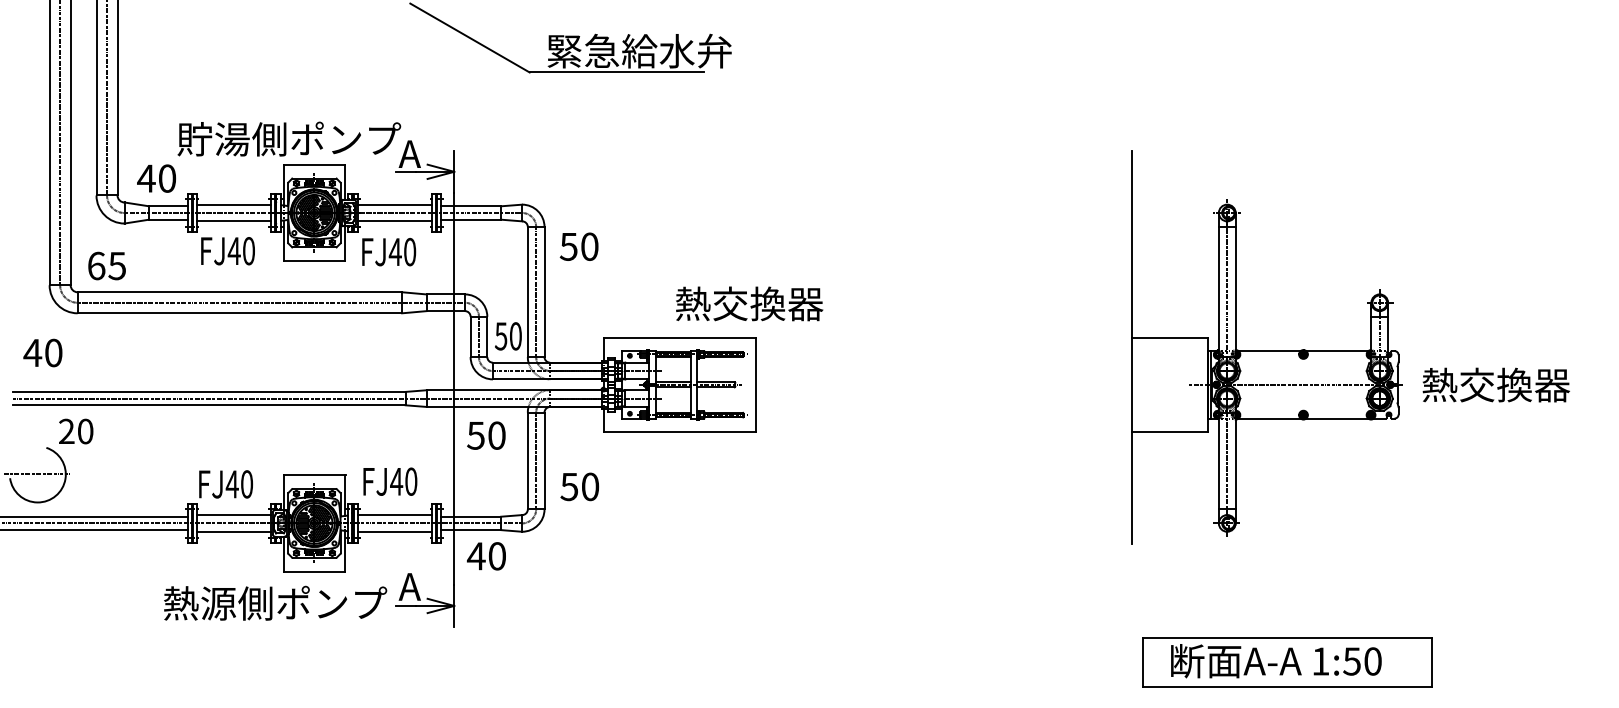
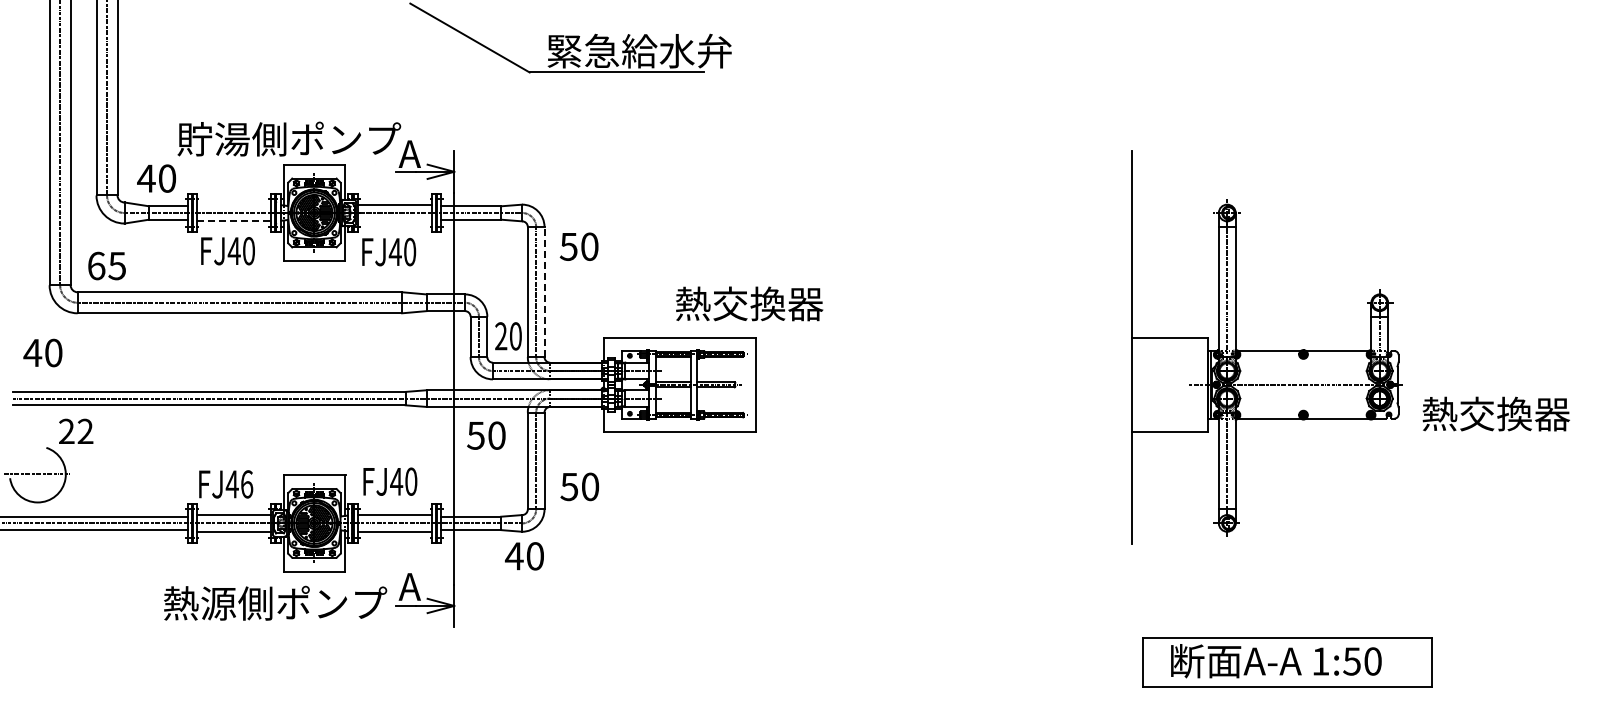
line: present -> none (233, 204)
line: solid -> dashed (233, 221)
line: present -> none (394, 221)
line: solid -> dashed (544, 291)
text: 50 -> 20 (501, 336)
text position: (1495, 384) -> (1495, 413) (1495, 413)
text: 20 -> 22 (85, 431)
text: FJ40 -> FJ46 (247, 484)
text position: (486, 556) -> (524, 556) (524, 556)
